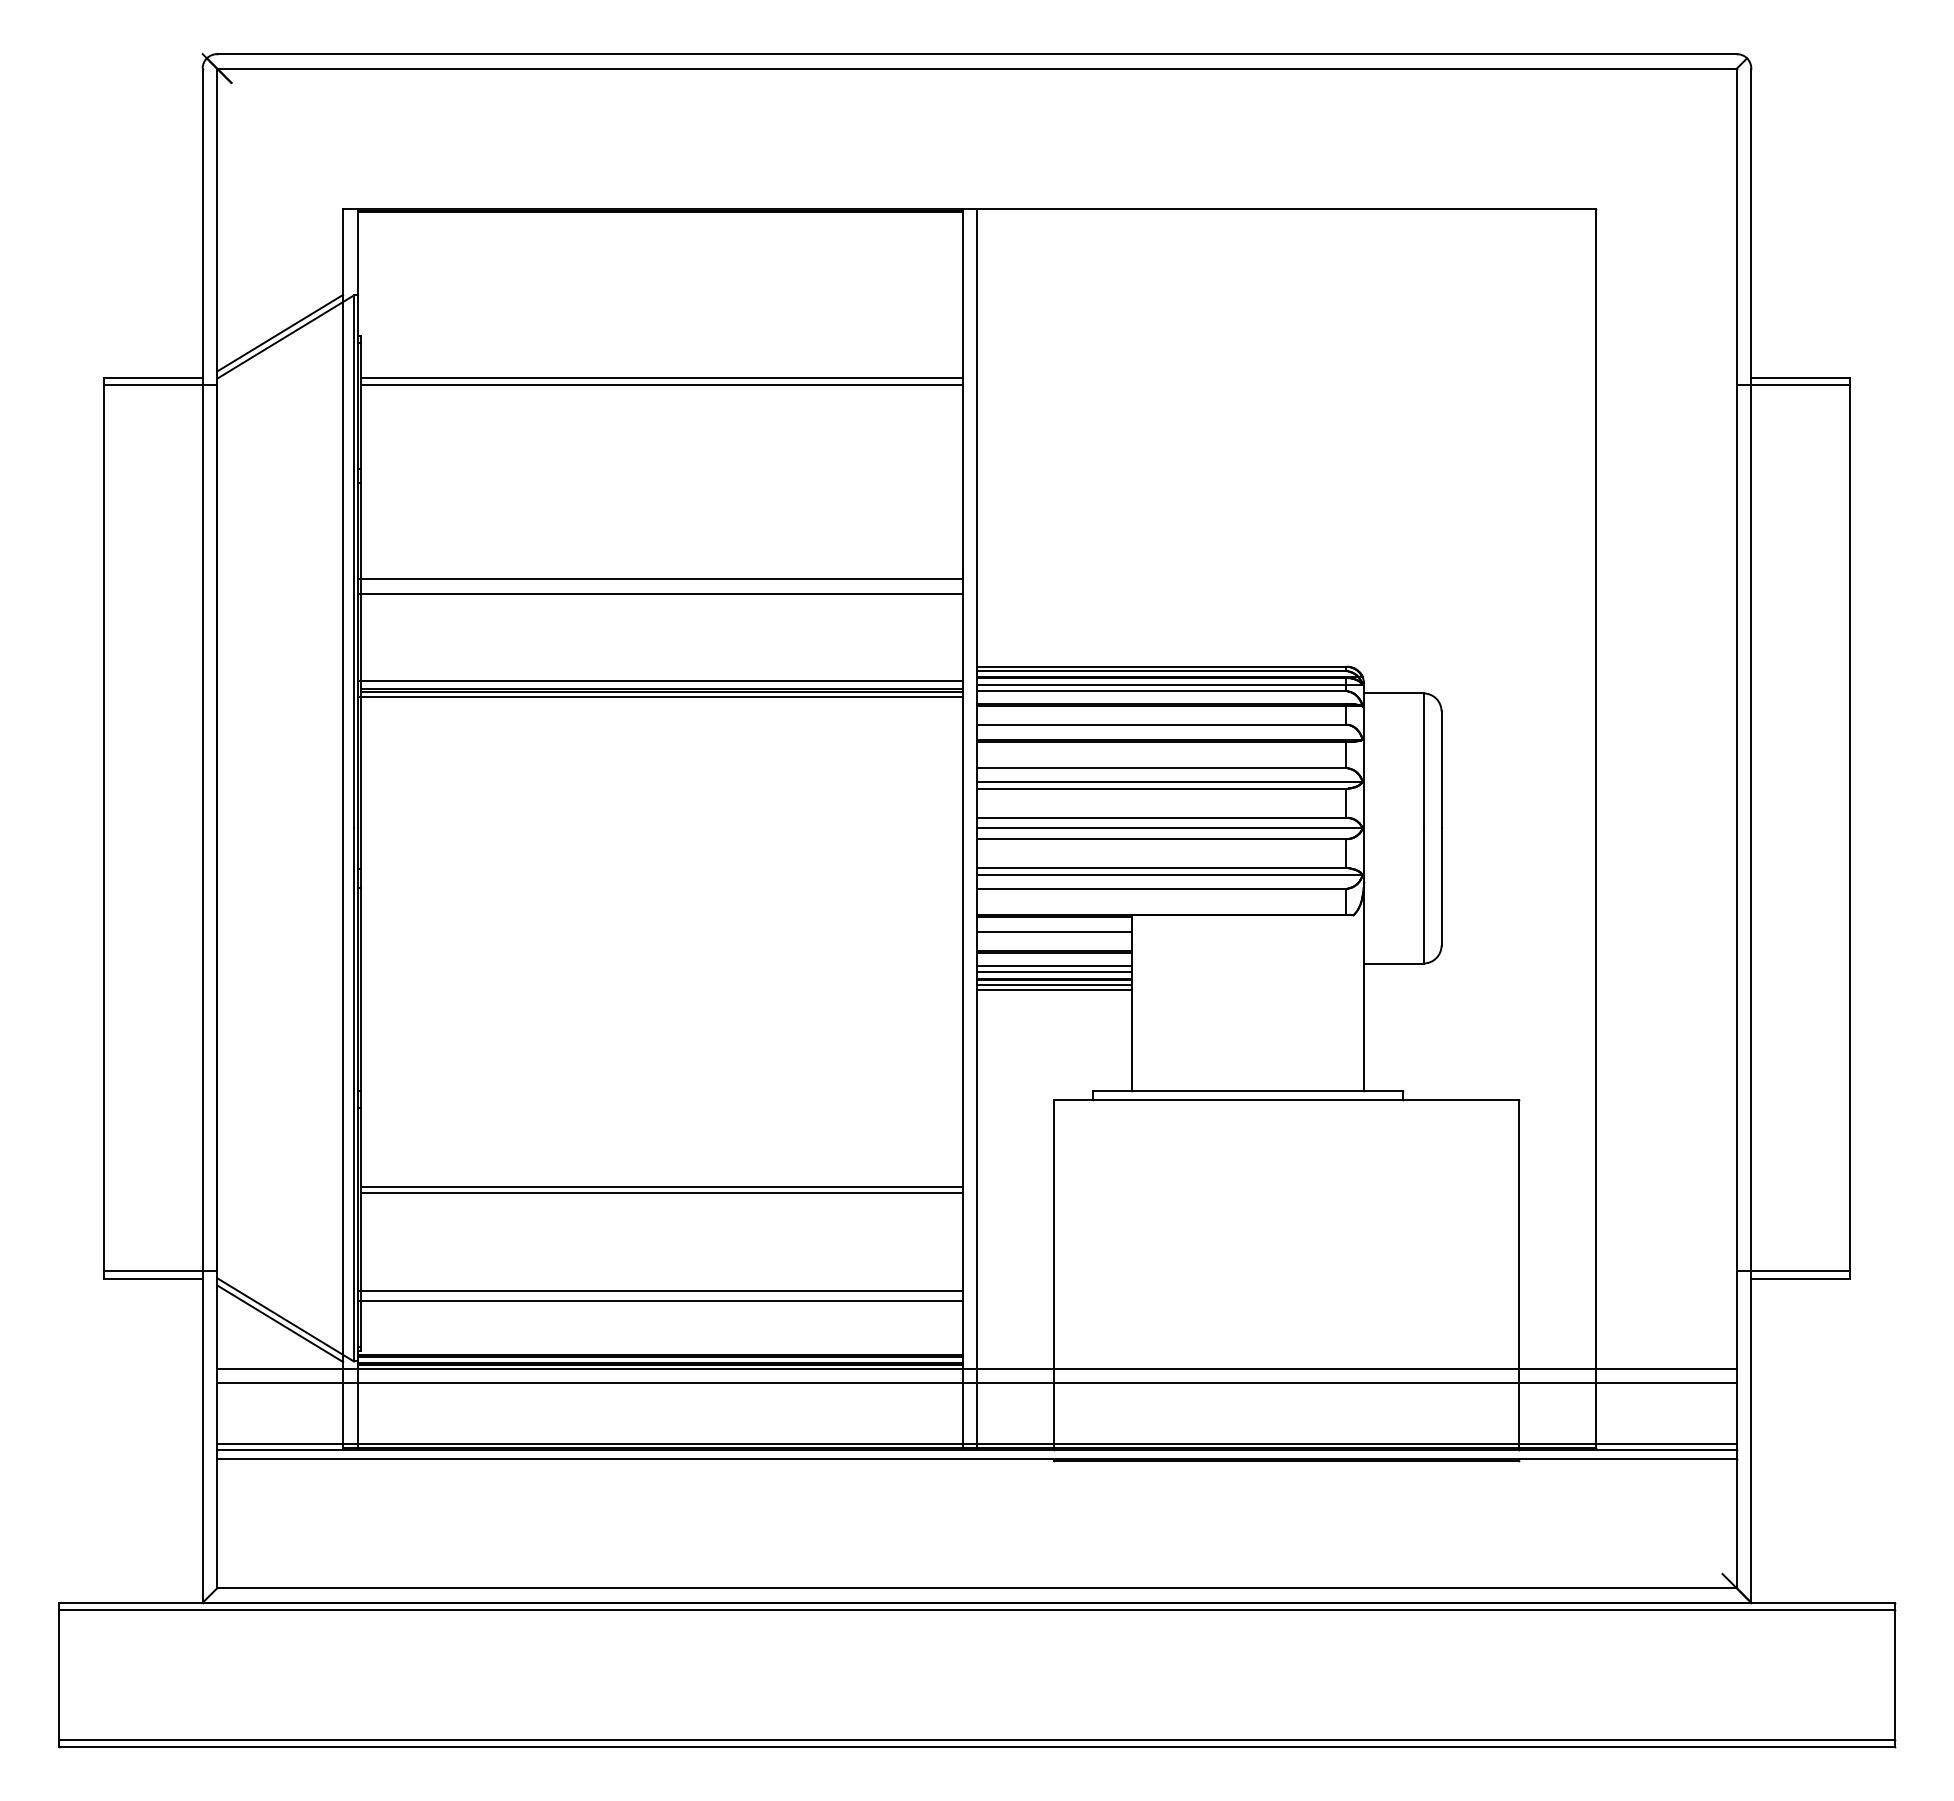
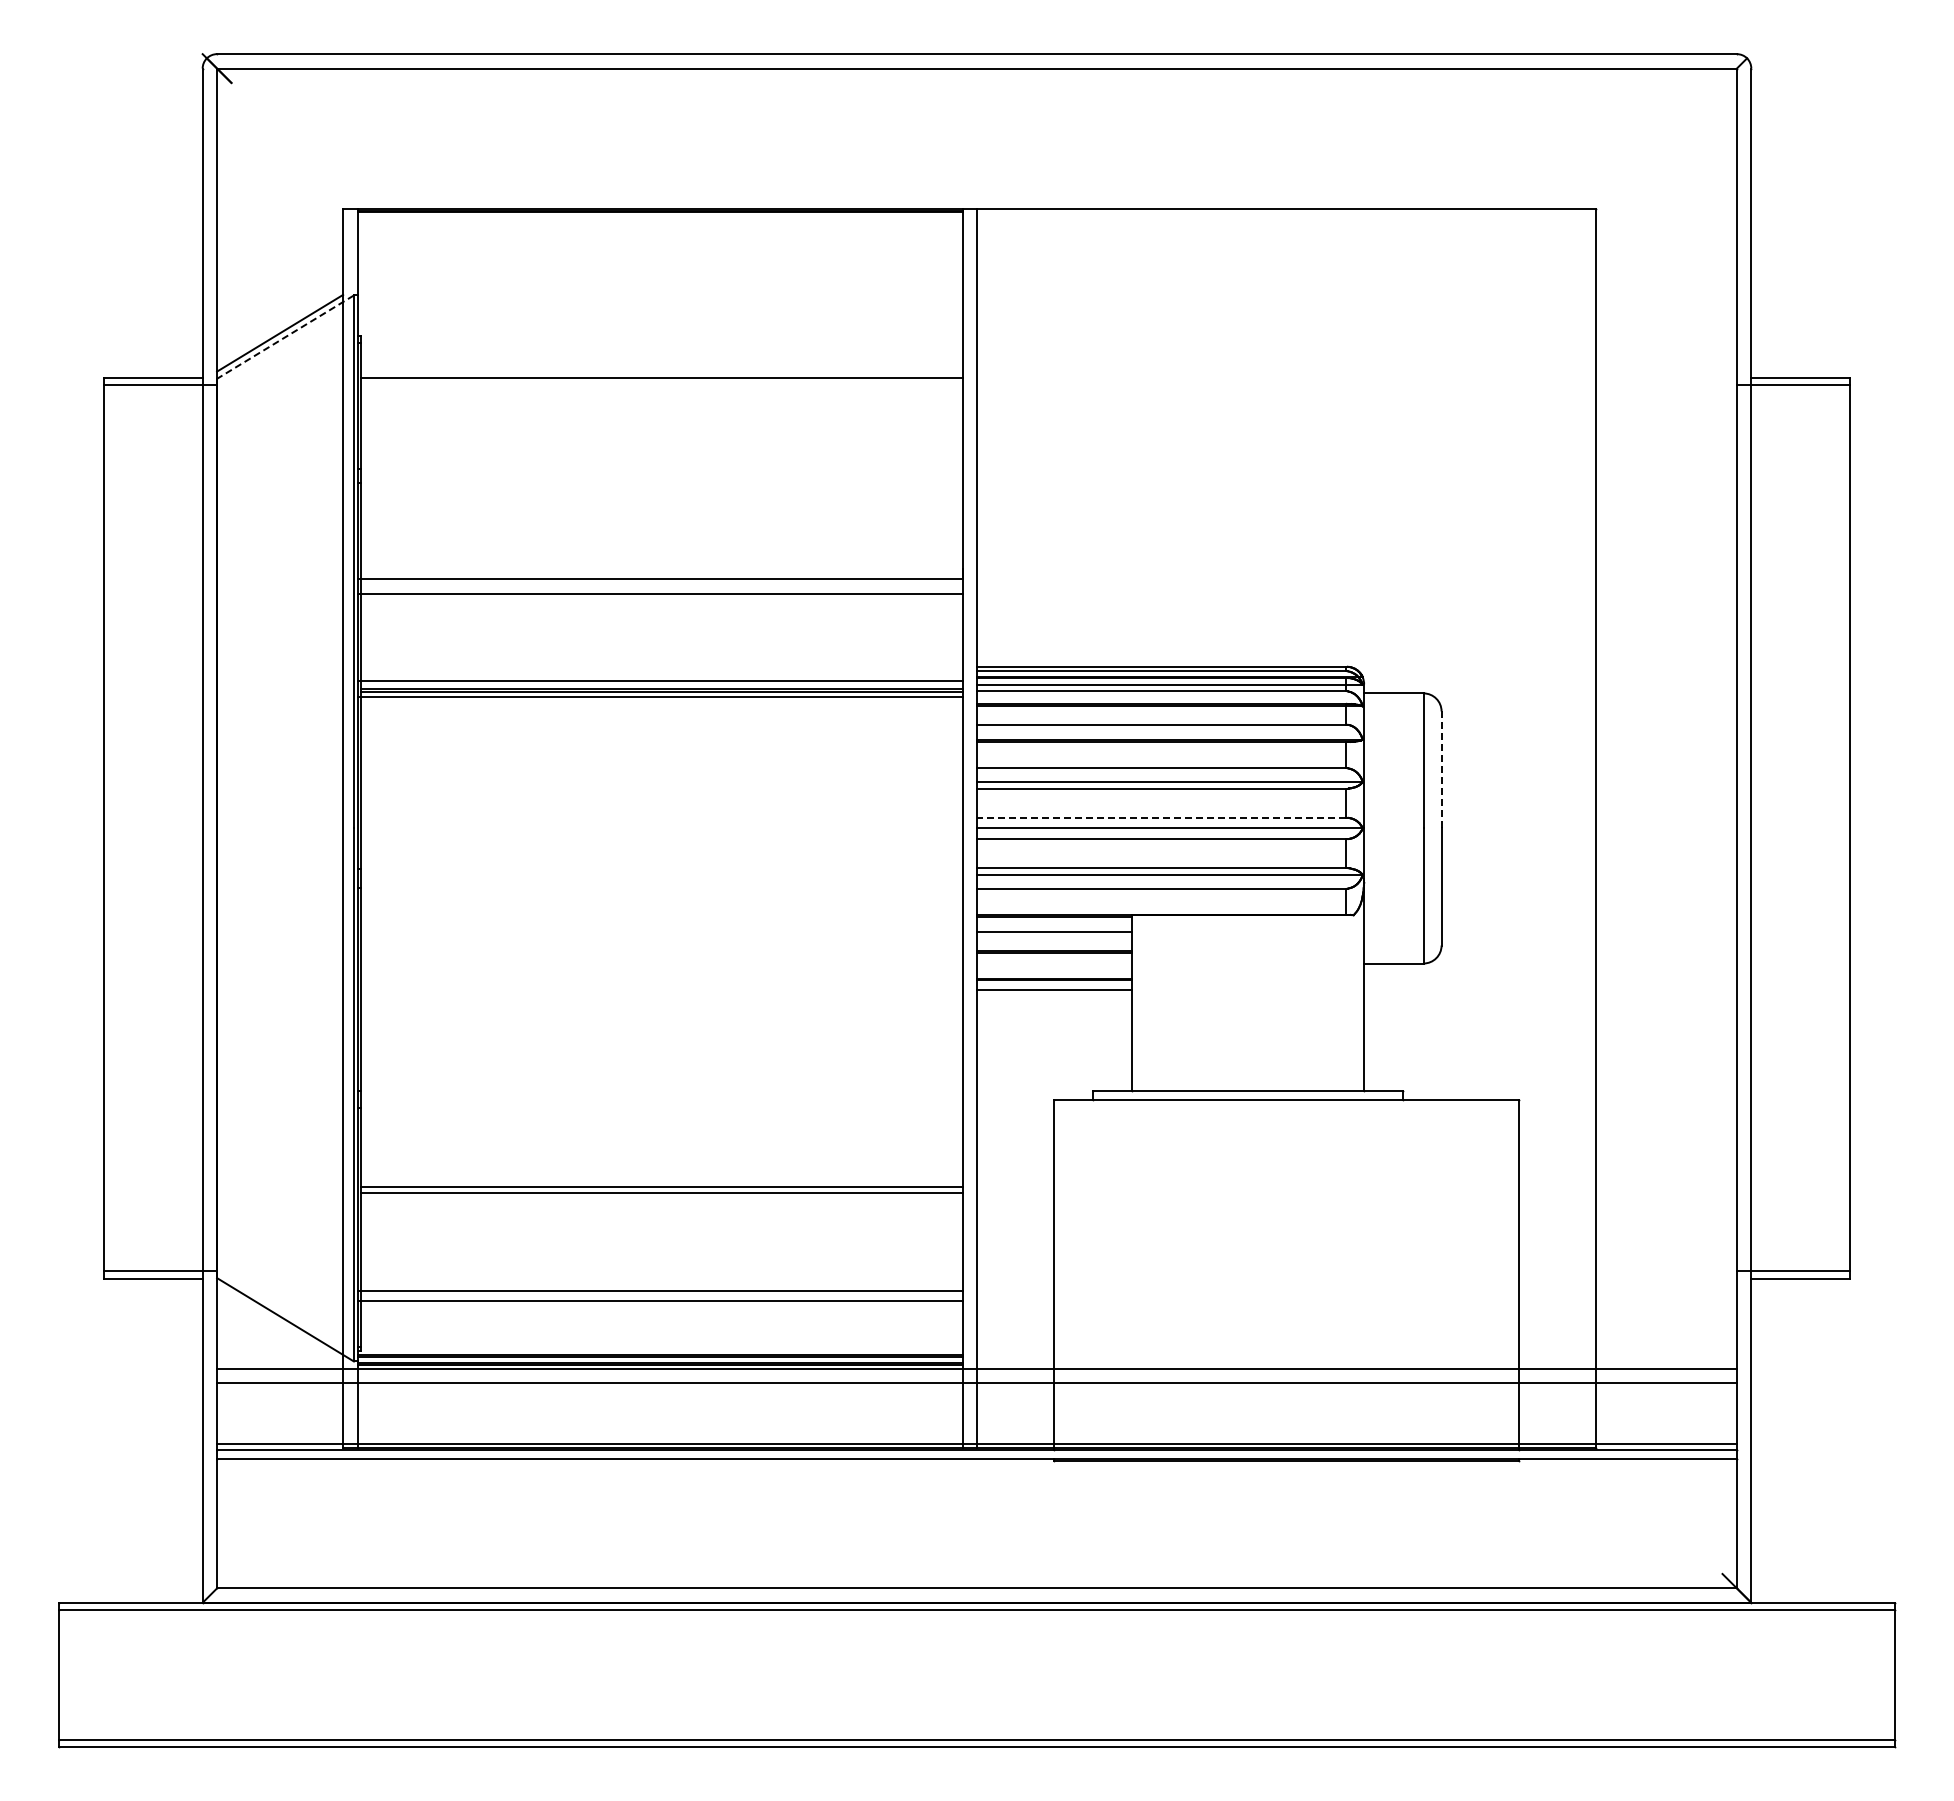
line: solid -> dashed (285, 337)
line: present -> none (661, 385)
line: solid -> dashed (1441, 769)
line: solid -> dashed (1161, 817)
line: present -> none (1053, 965)
line: present -> none (1053, 972)
line: present -> none (1053, 985)
line: present -> none (280, 1323)
